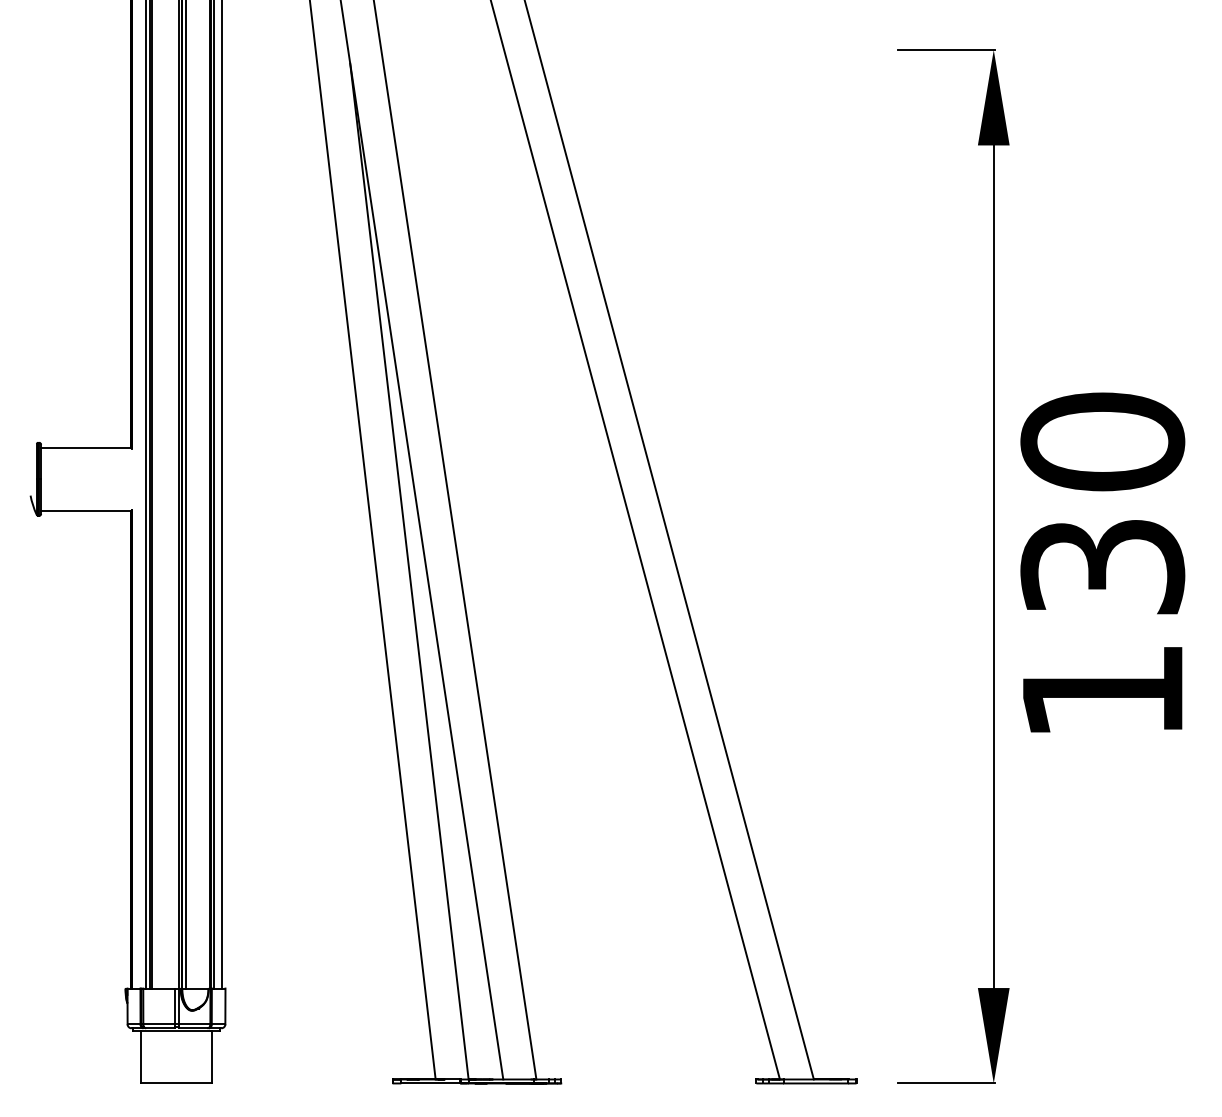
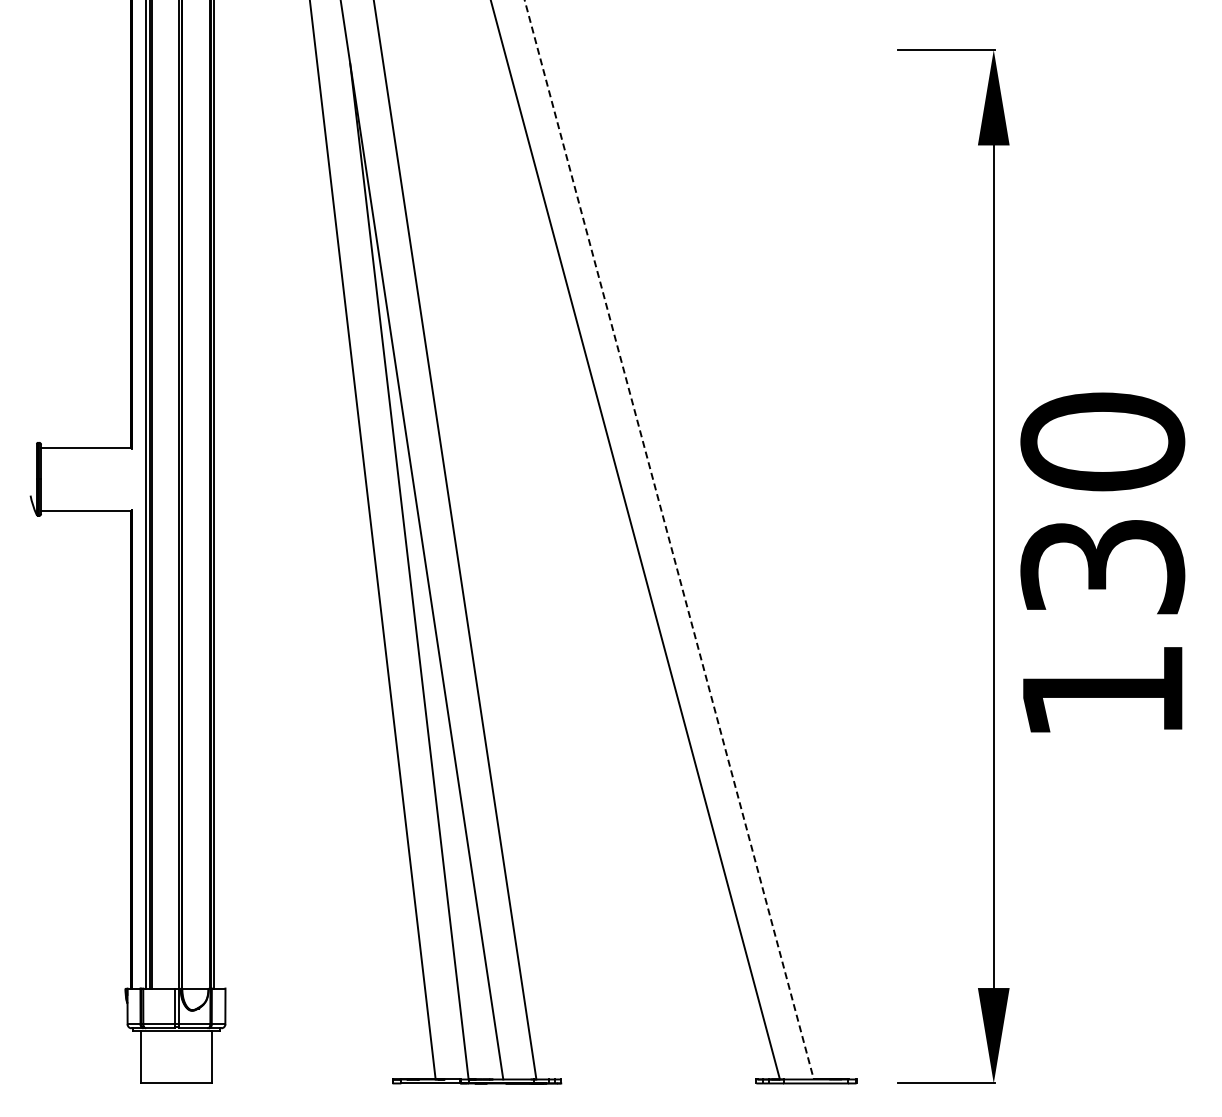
line: present -> none (185, 495)
line: present -> none (221, 495)
line: solid -> dashed (669, 540)
